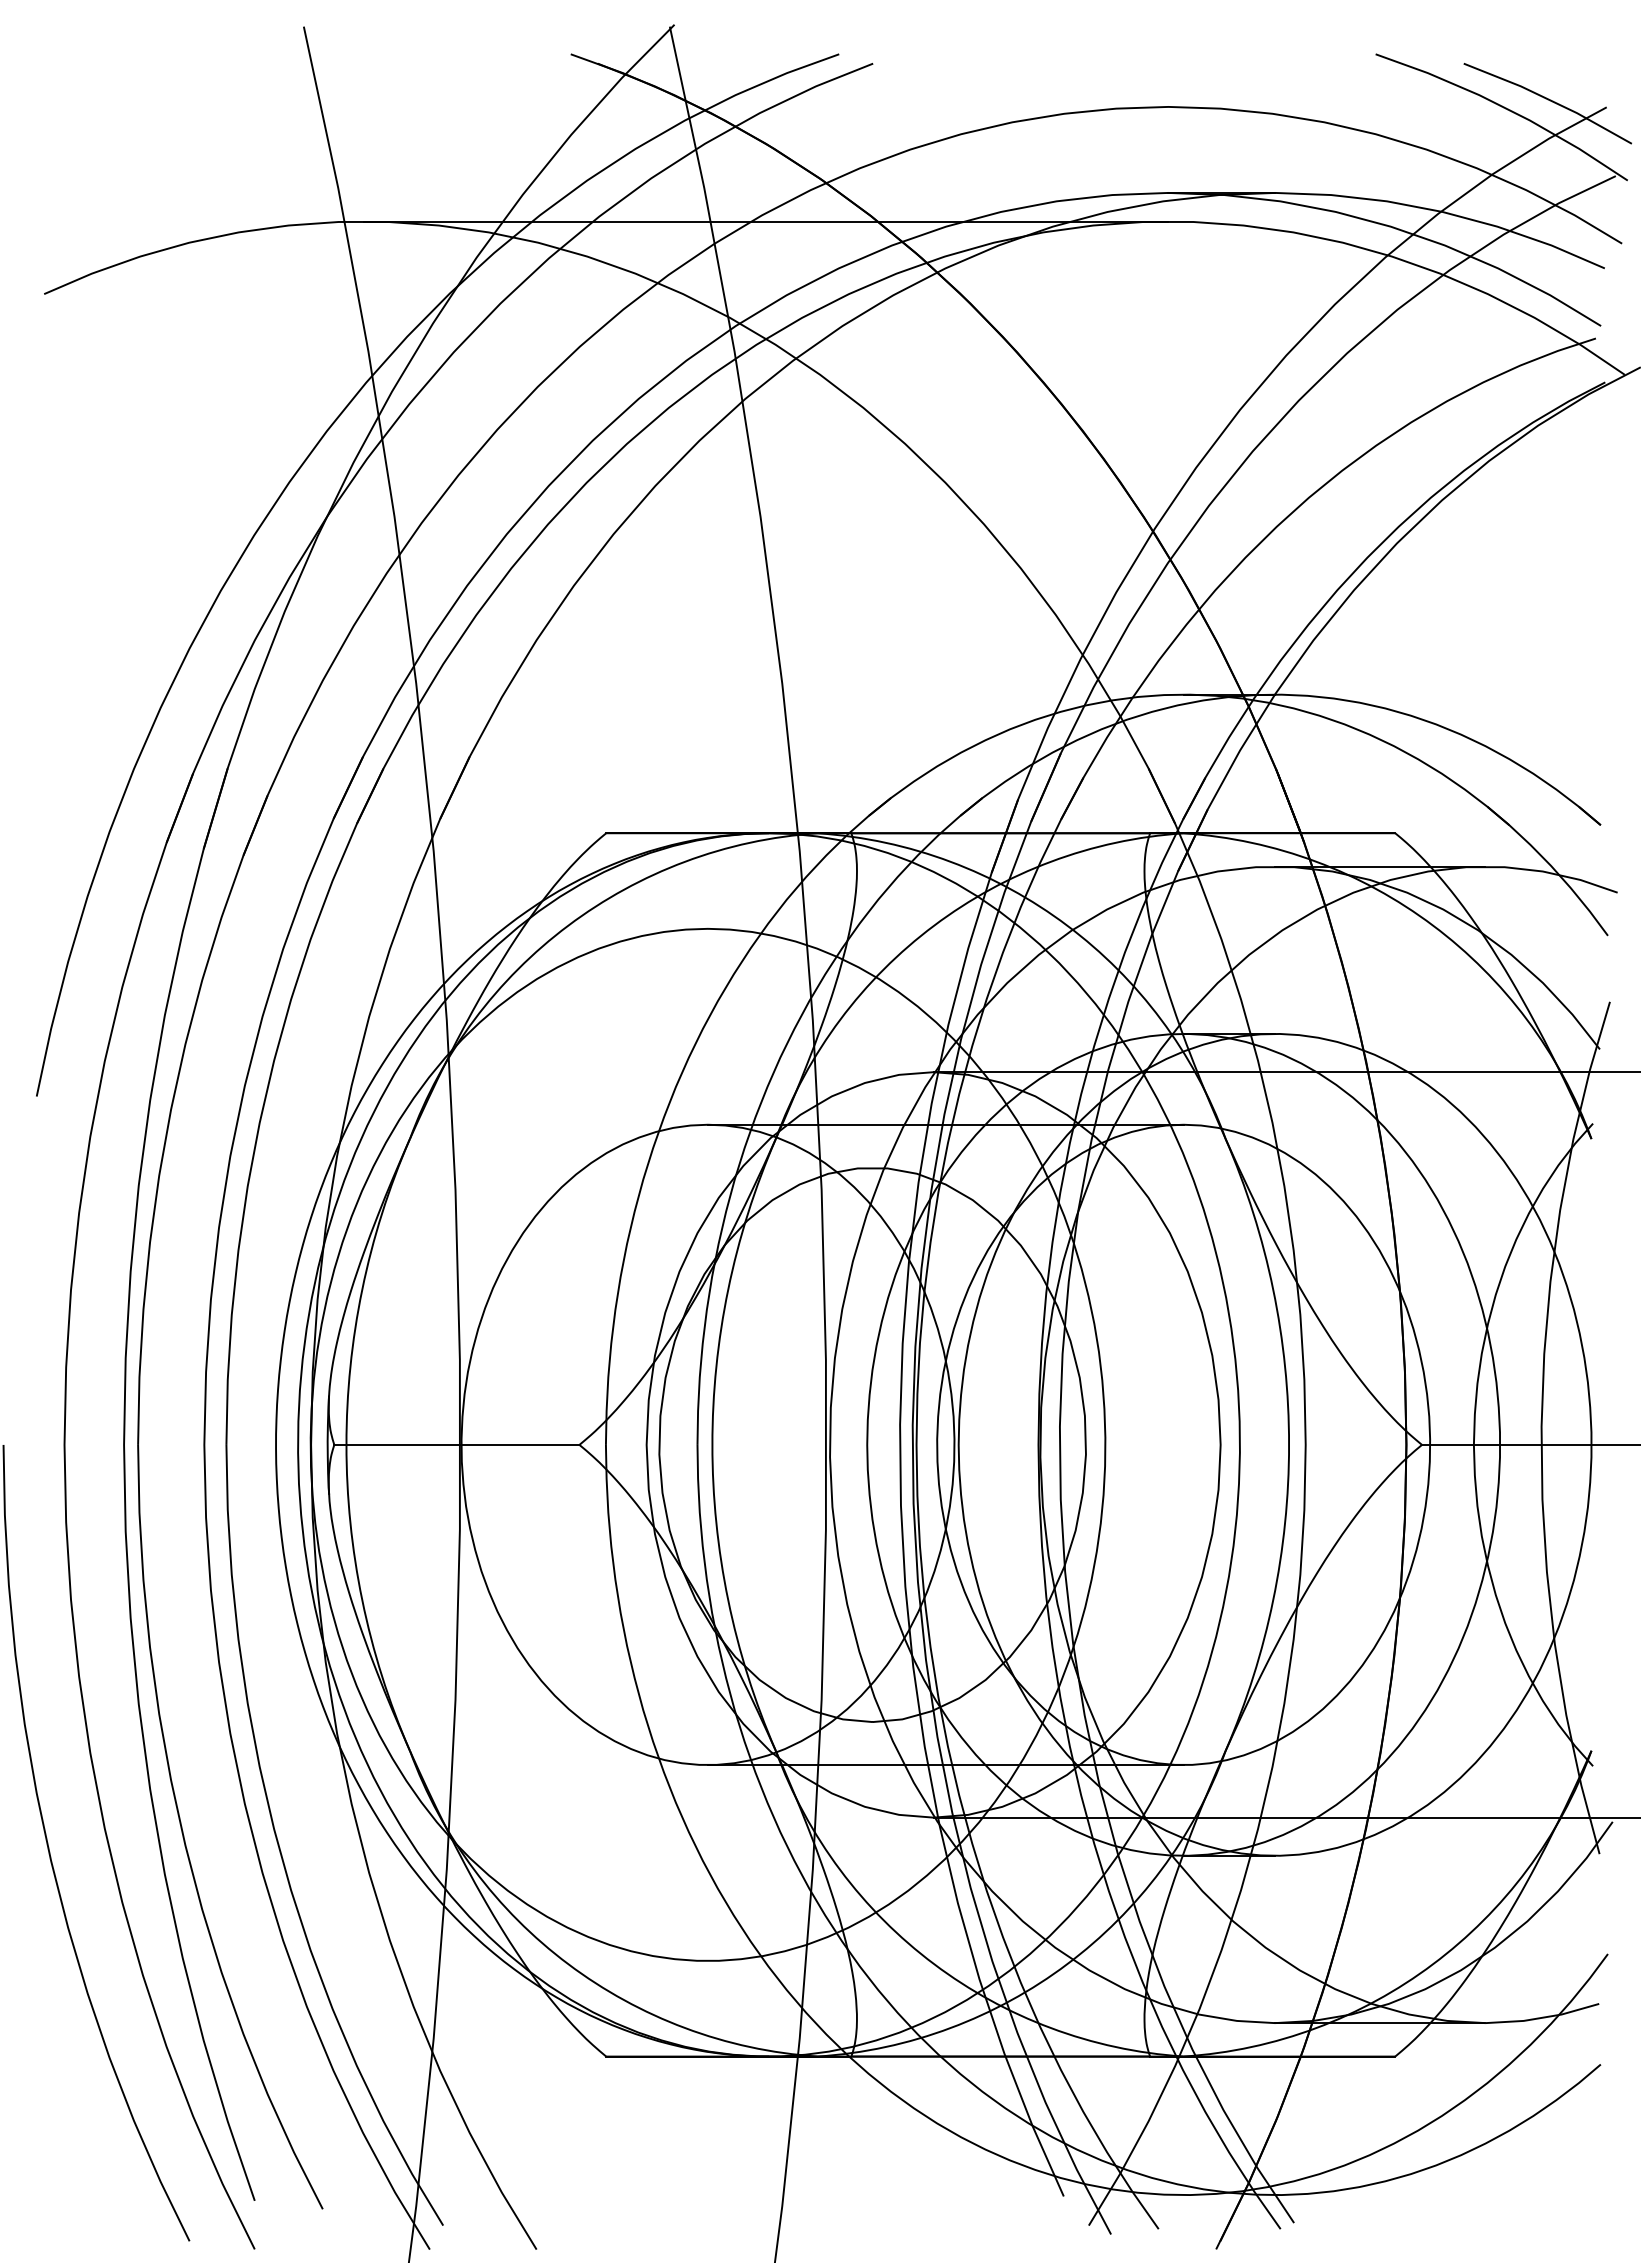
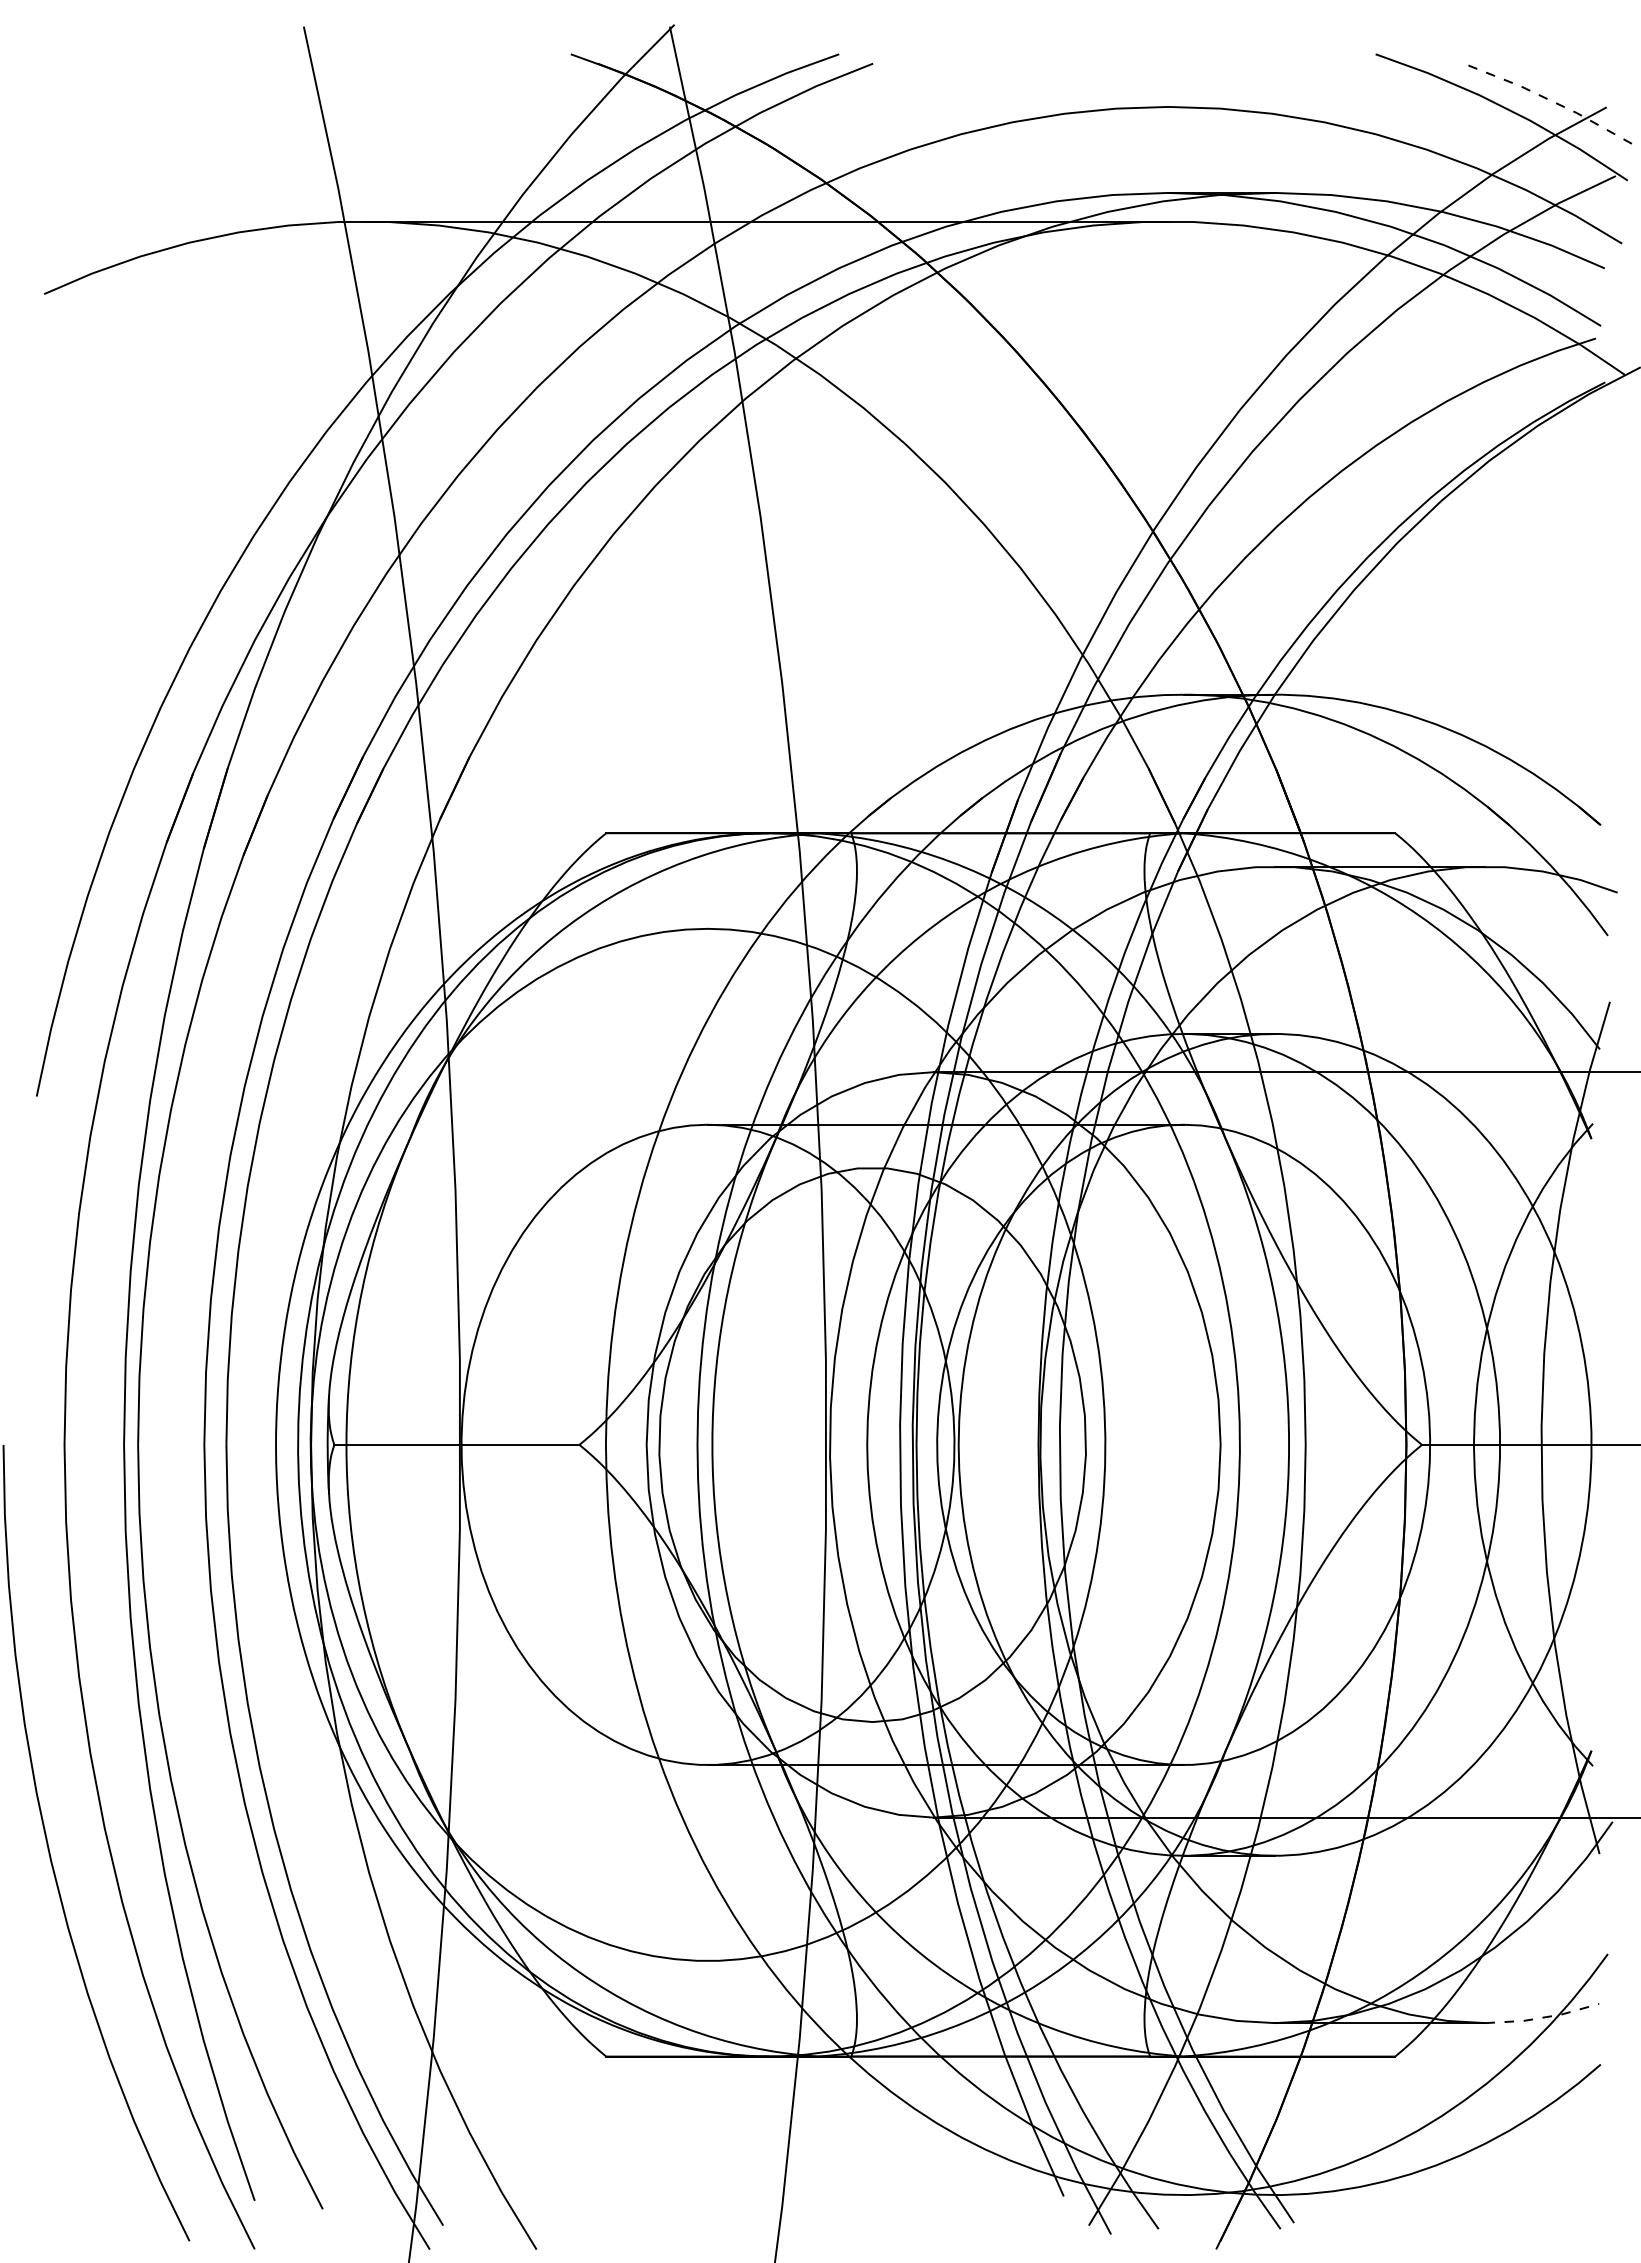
line: solid -> dashed (1549, 99)
line: solid -> dashed (1543, 2017)
